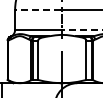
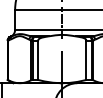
line: dashed -> solid (37, 9)
line: dashed -> solid (81, 29)
